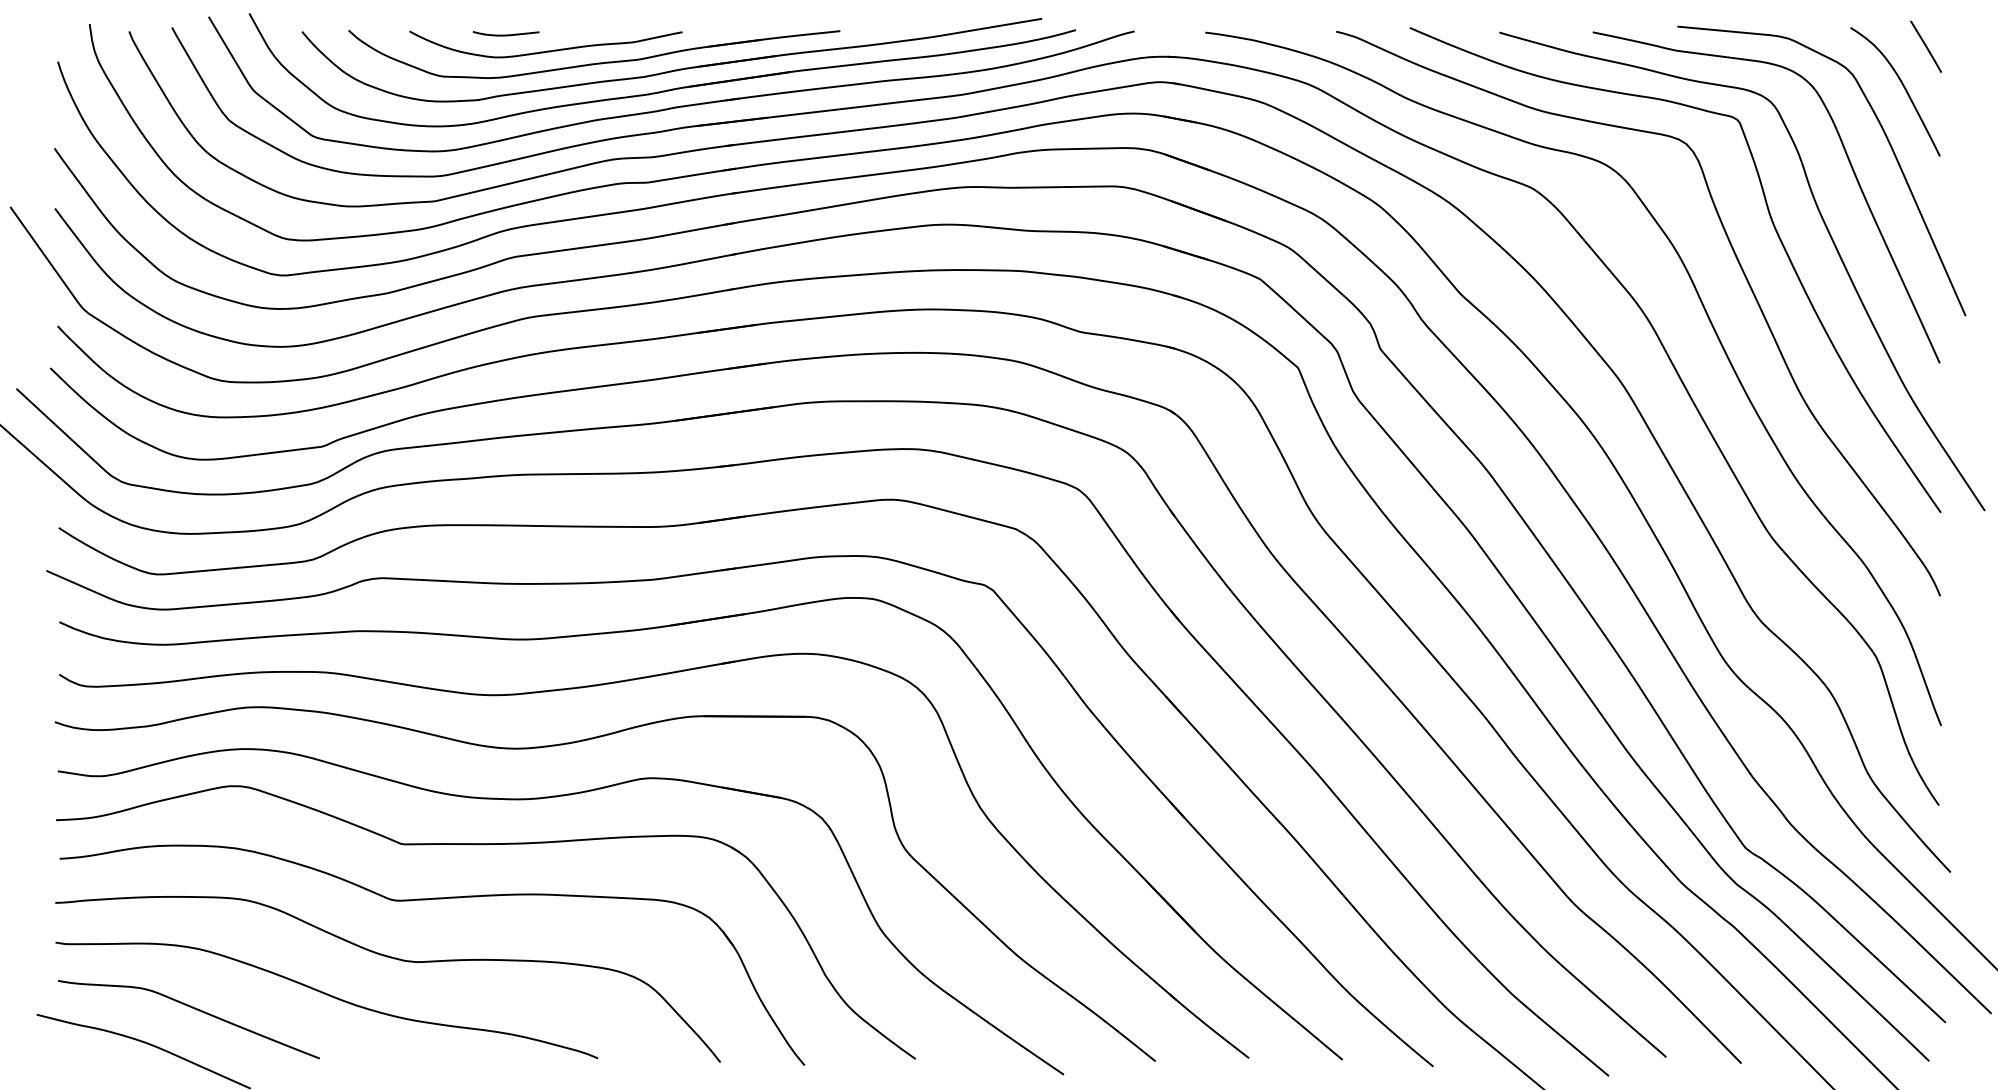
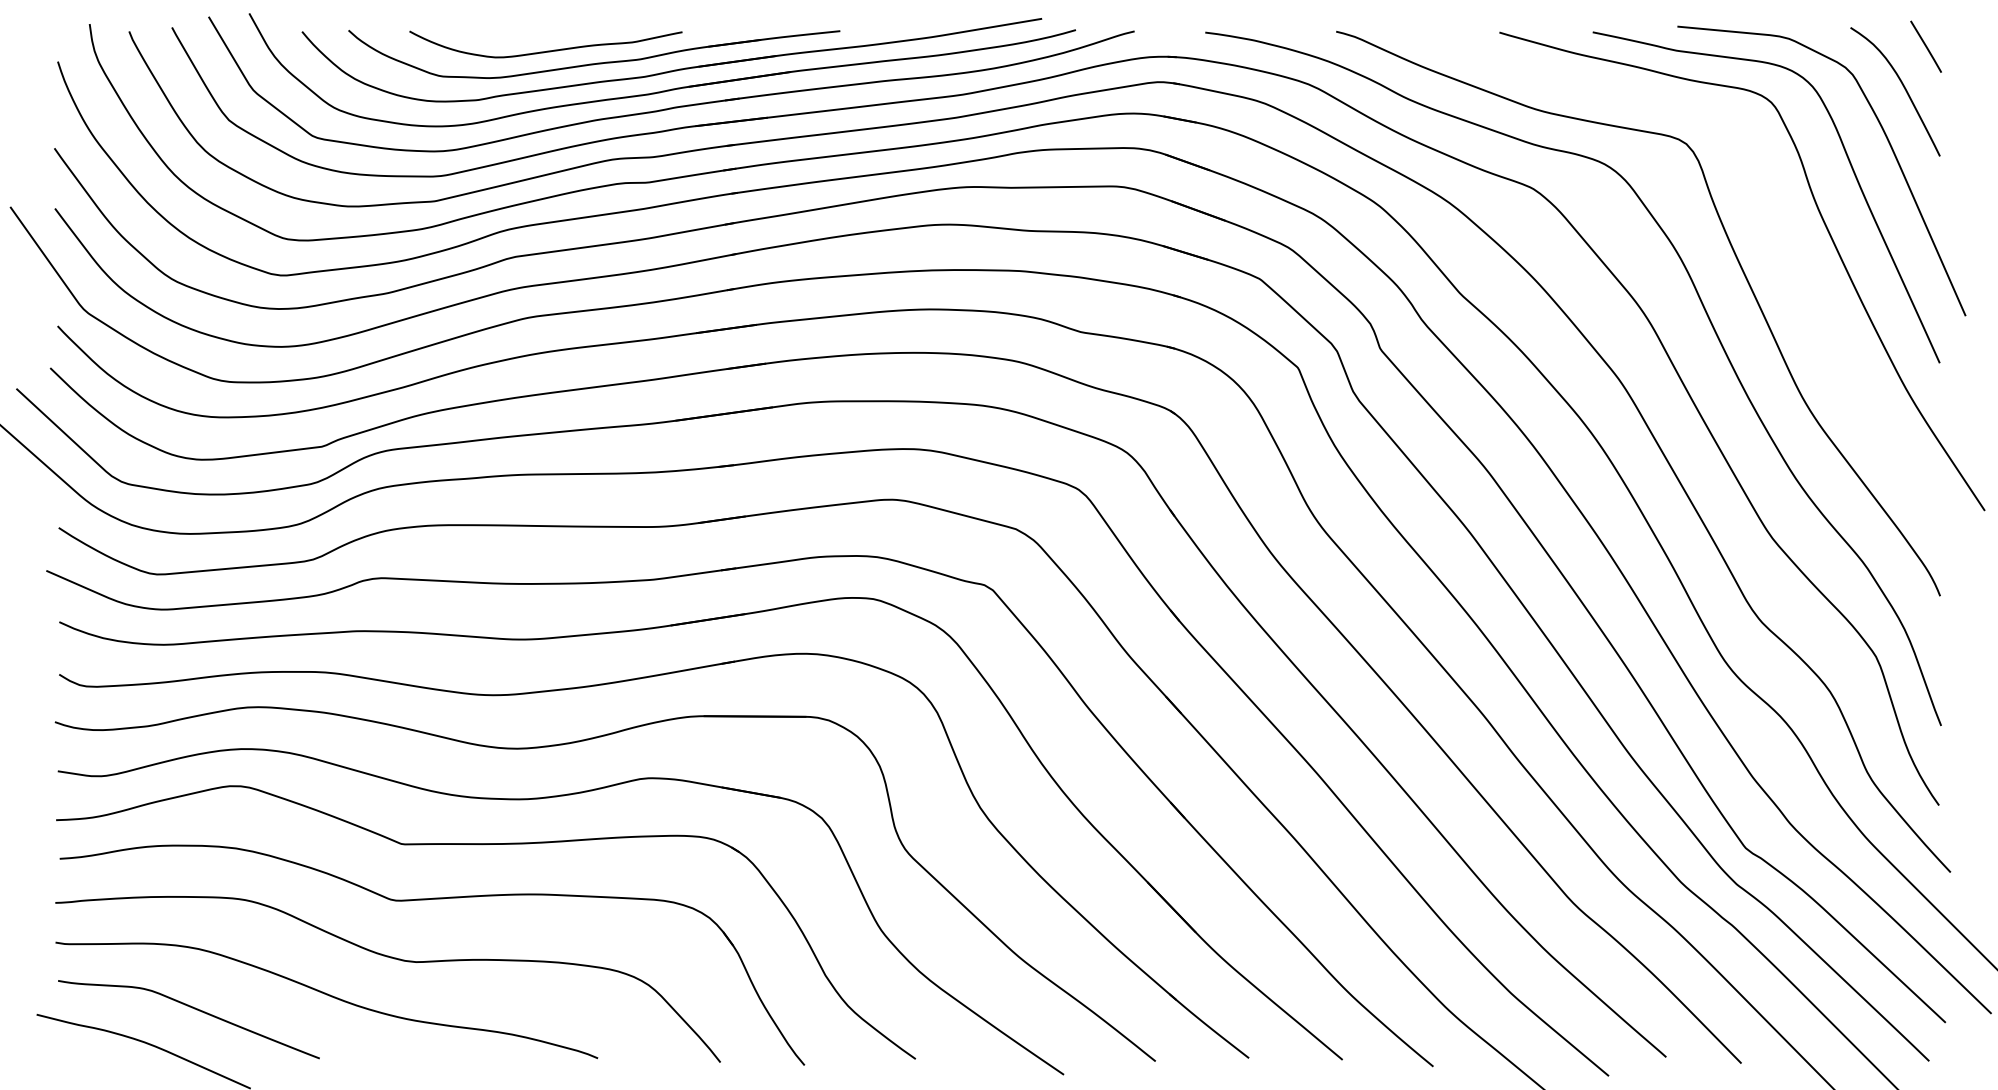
curve: present -> none (505, 34)
curve: present -> none (1773, 227)
